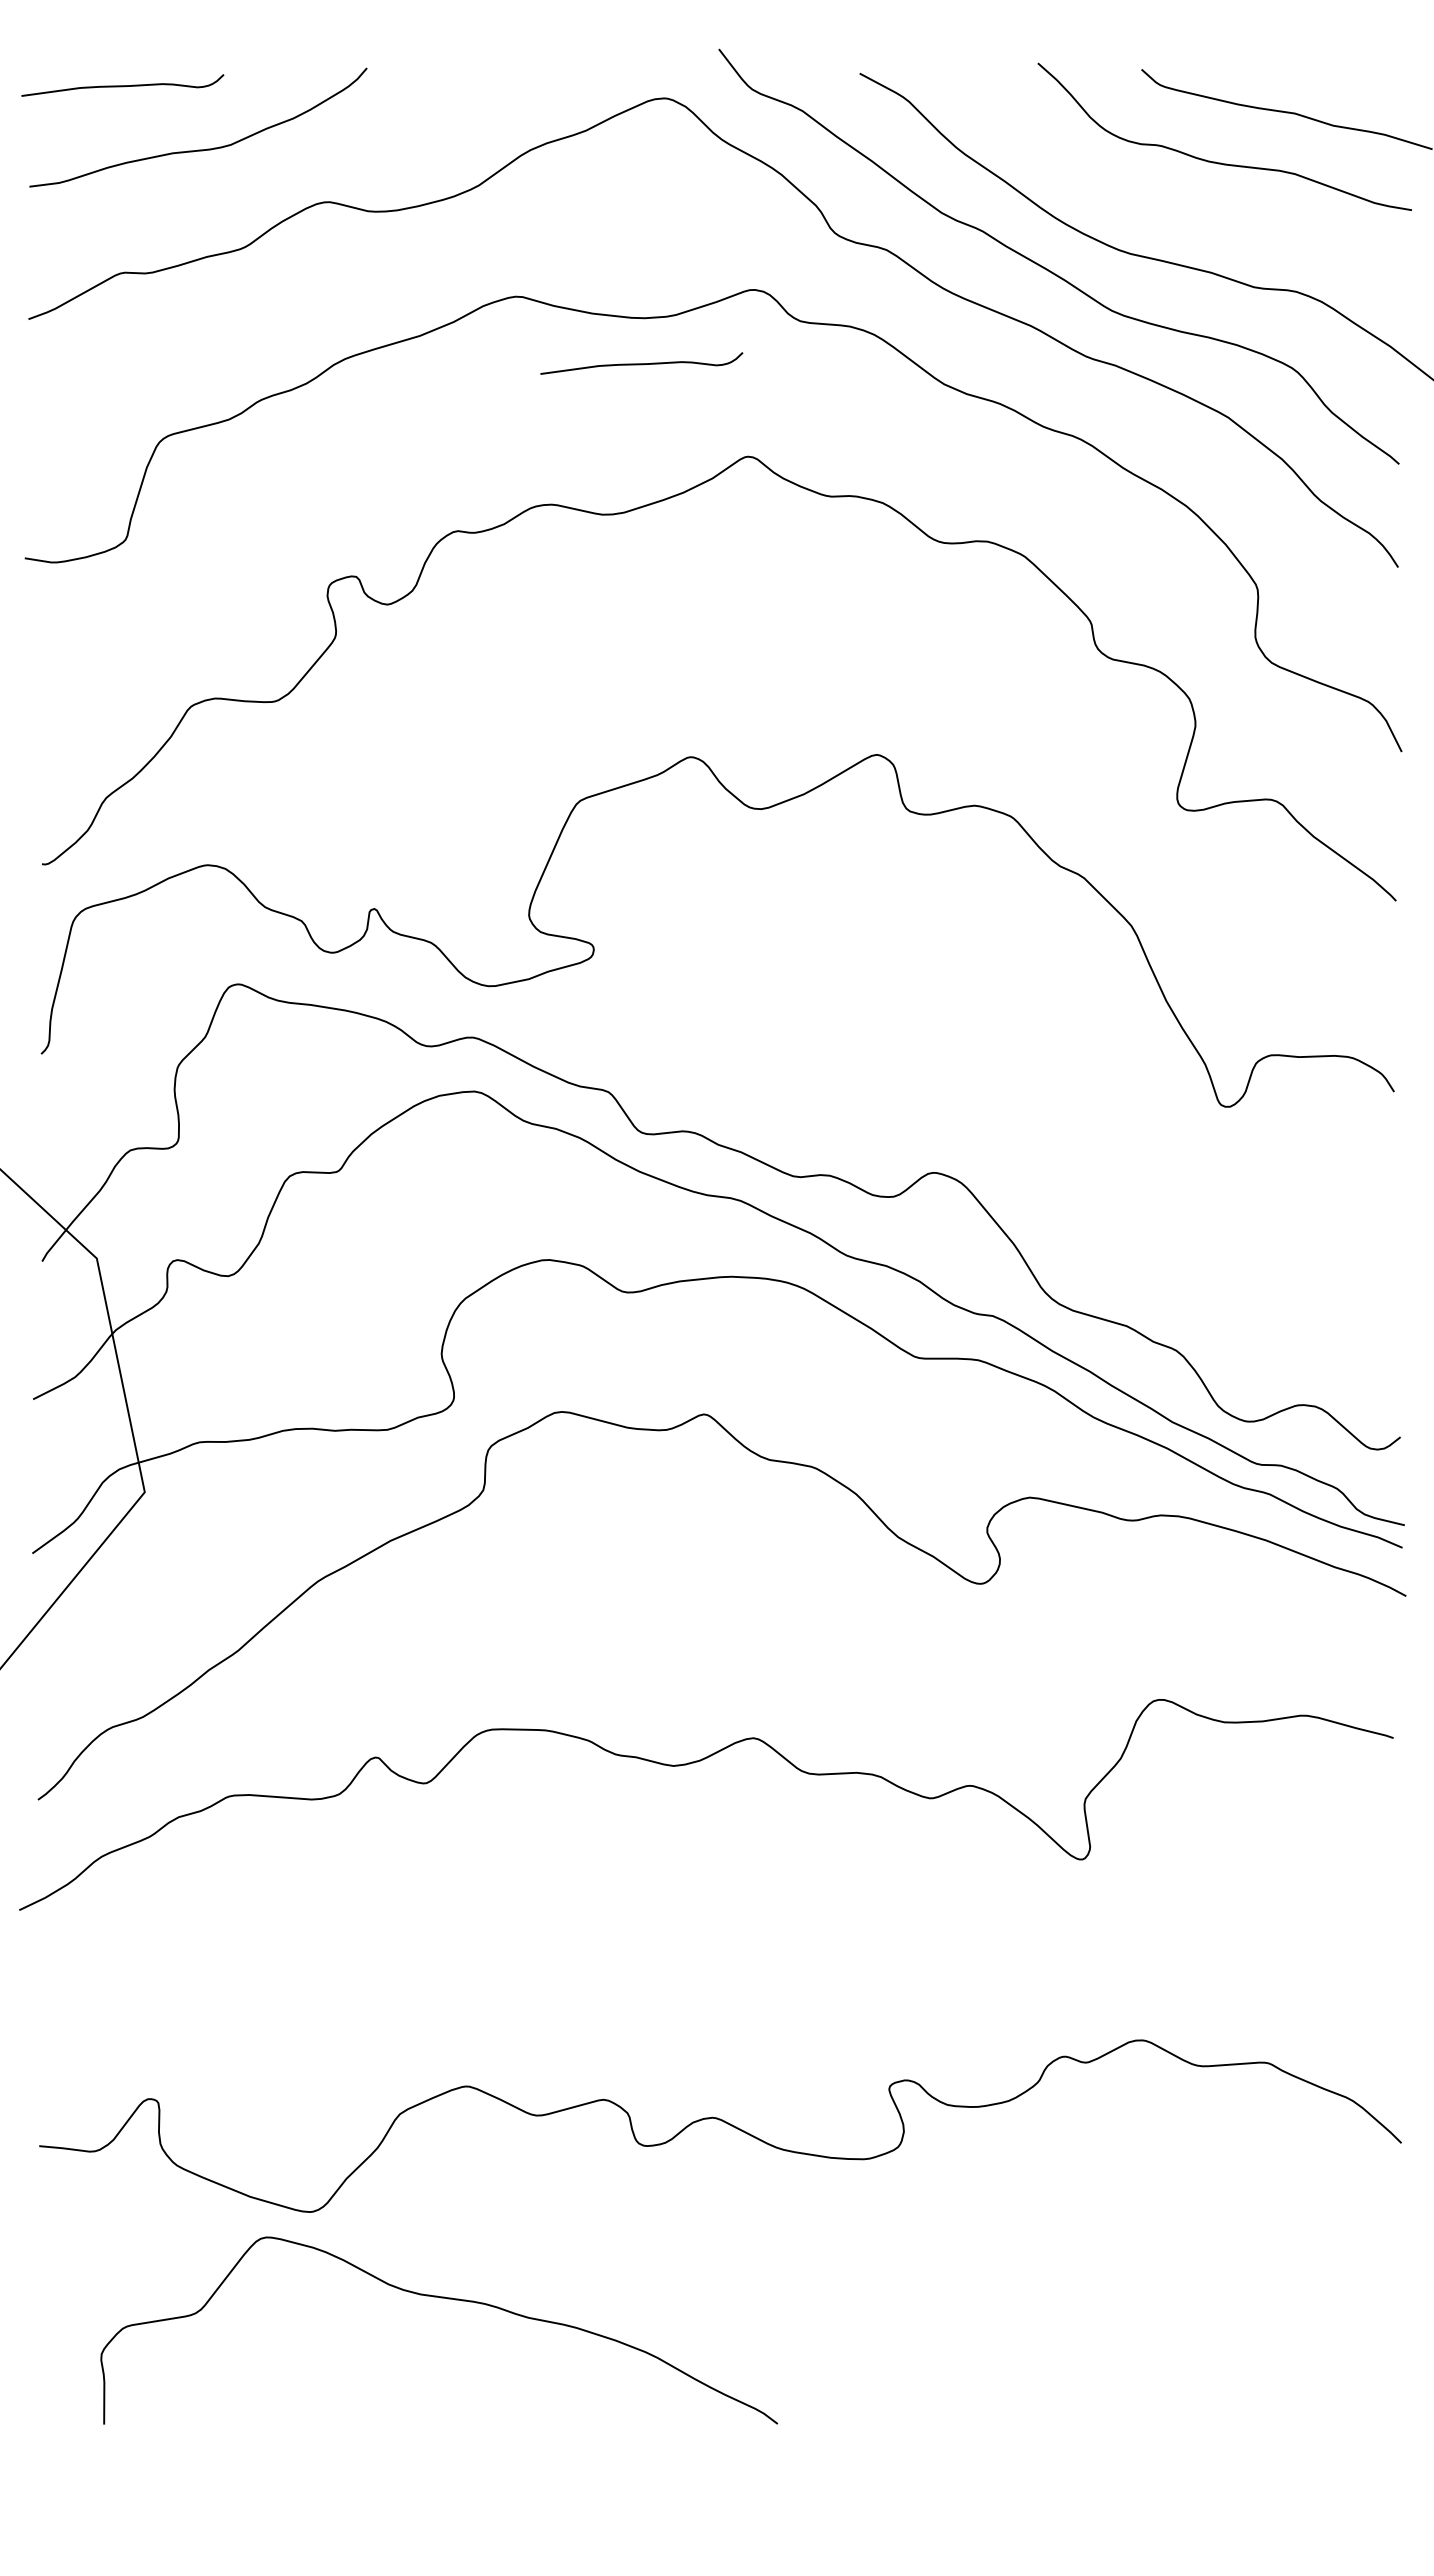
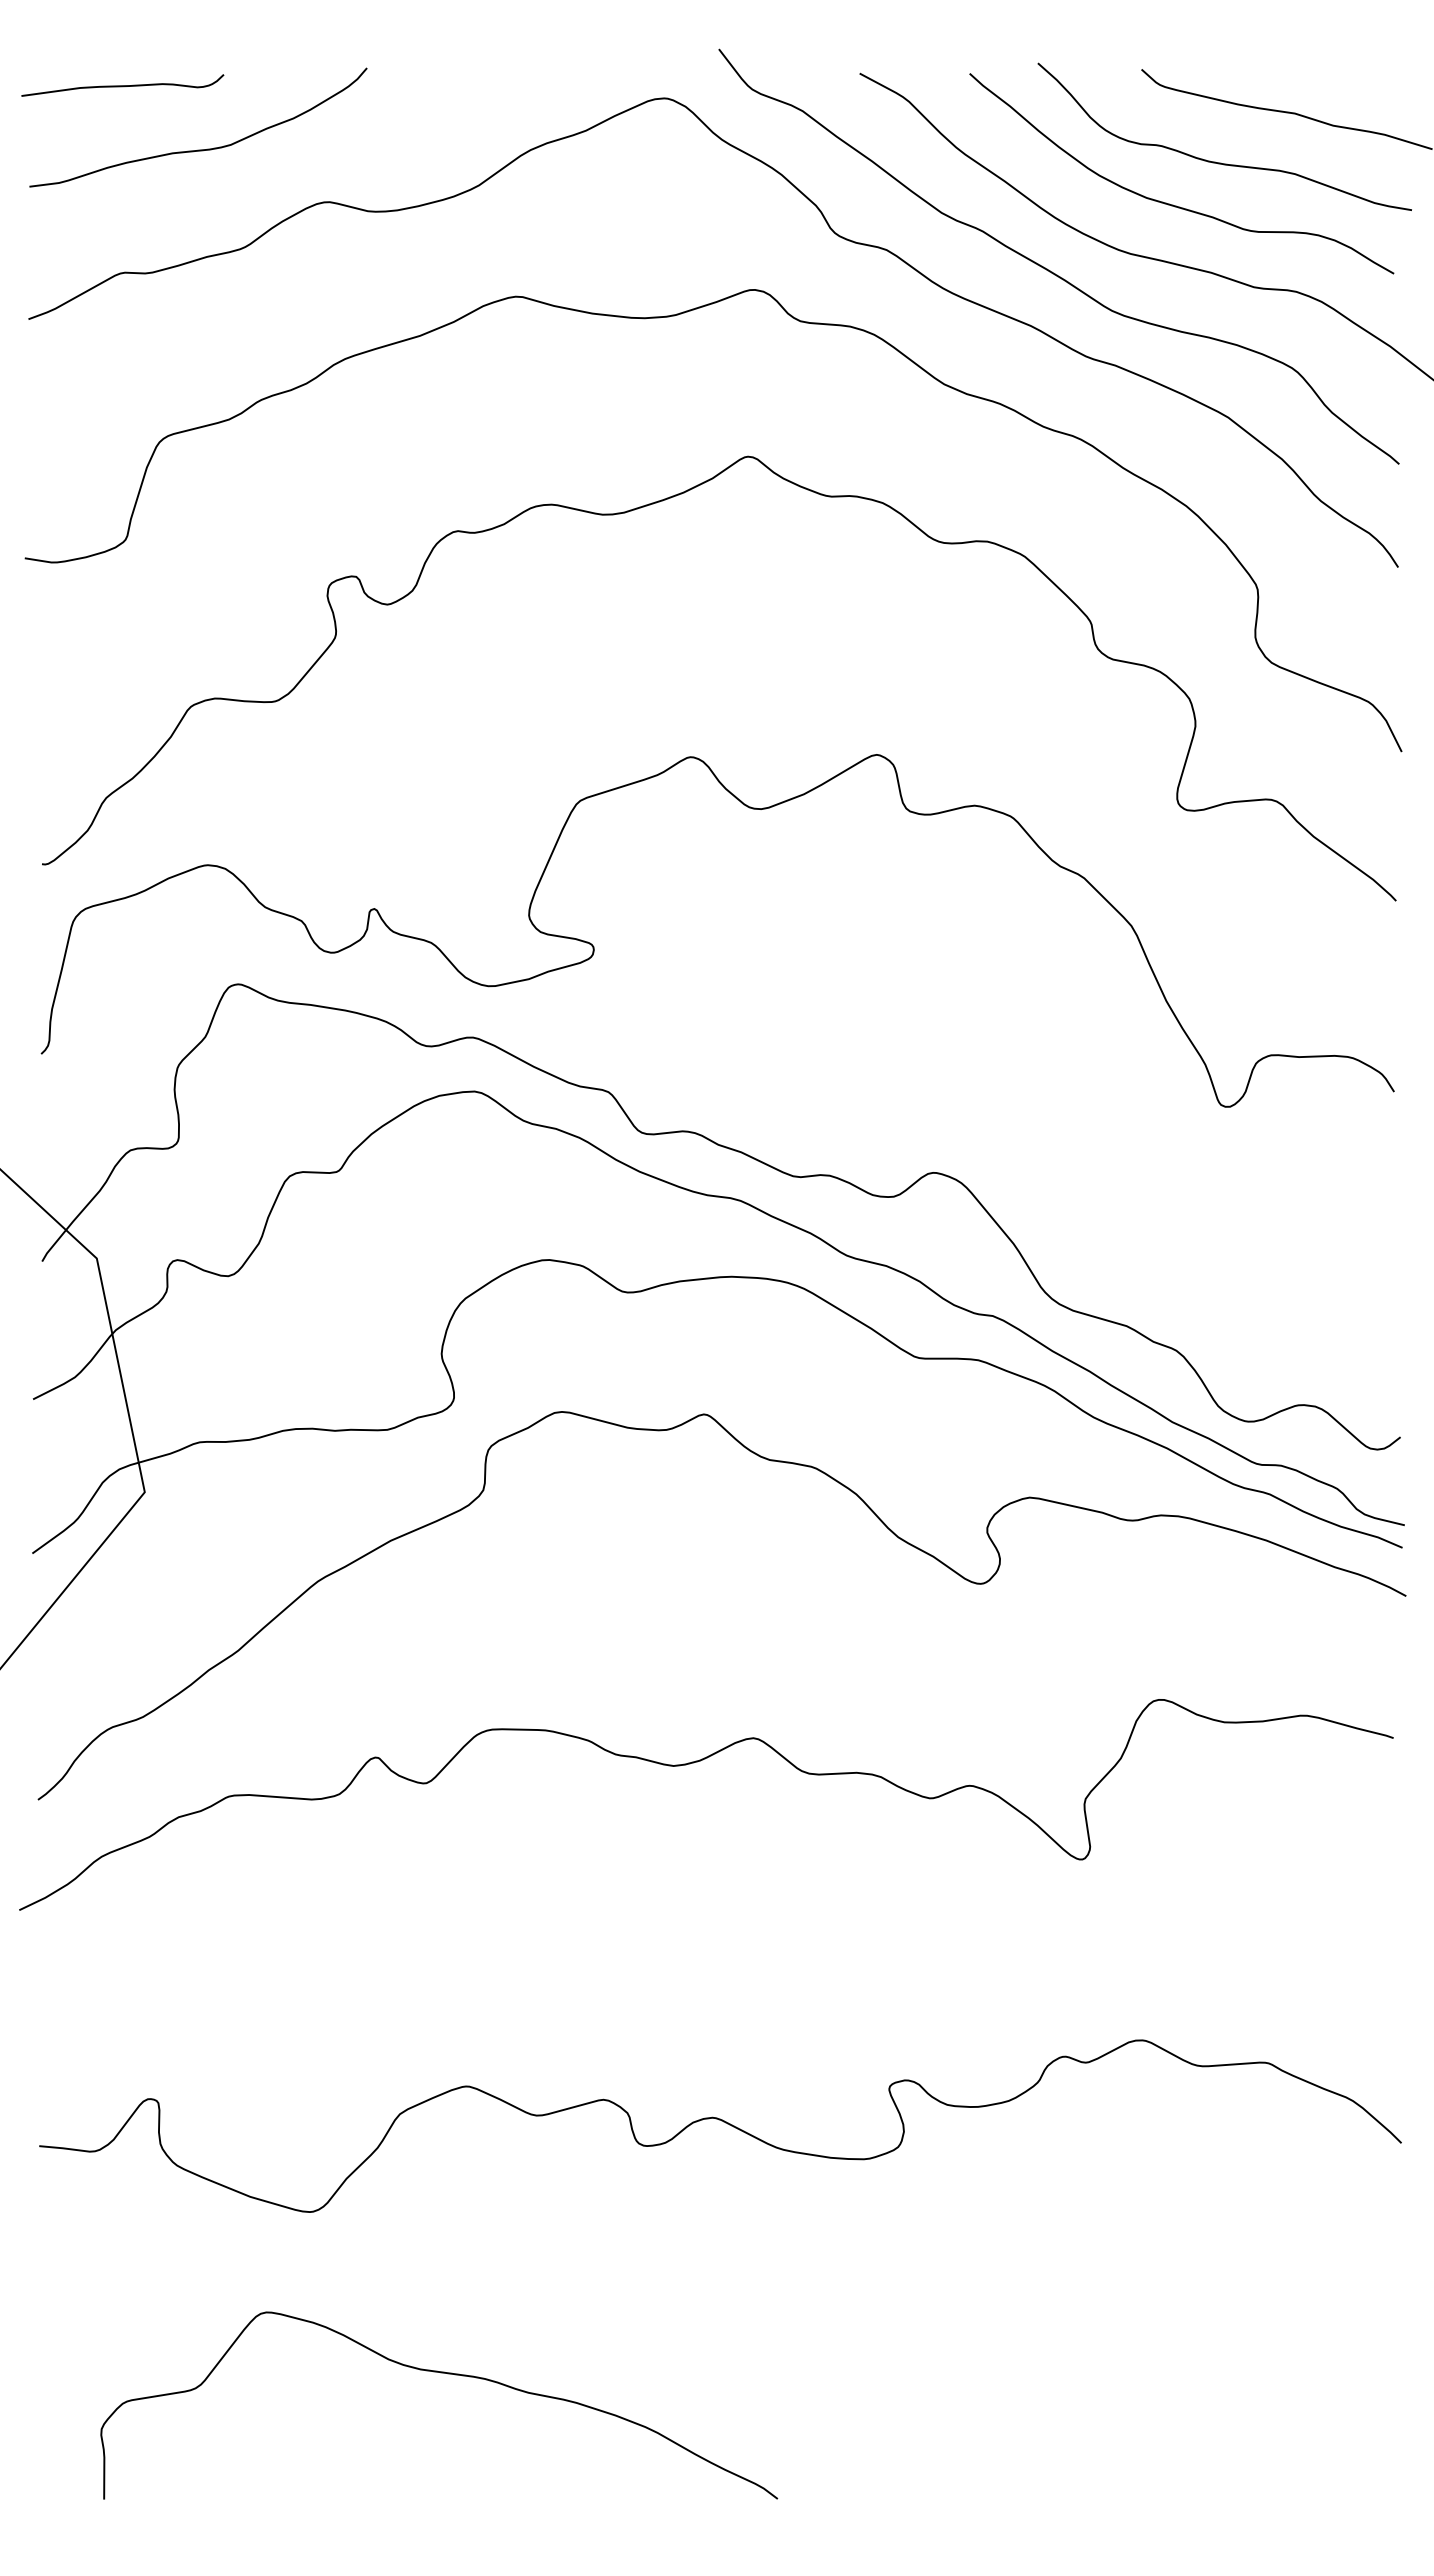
curve: none -> present (1173, 204)
curve: present -> none (641, 363)
curve position: (440, 2298) -> (440, 2373) (440, 2373)
